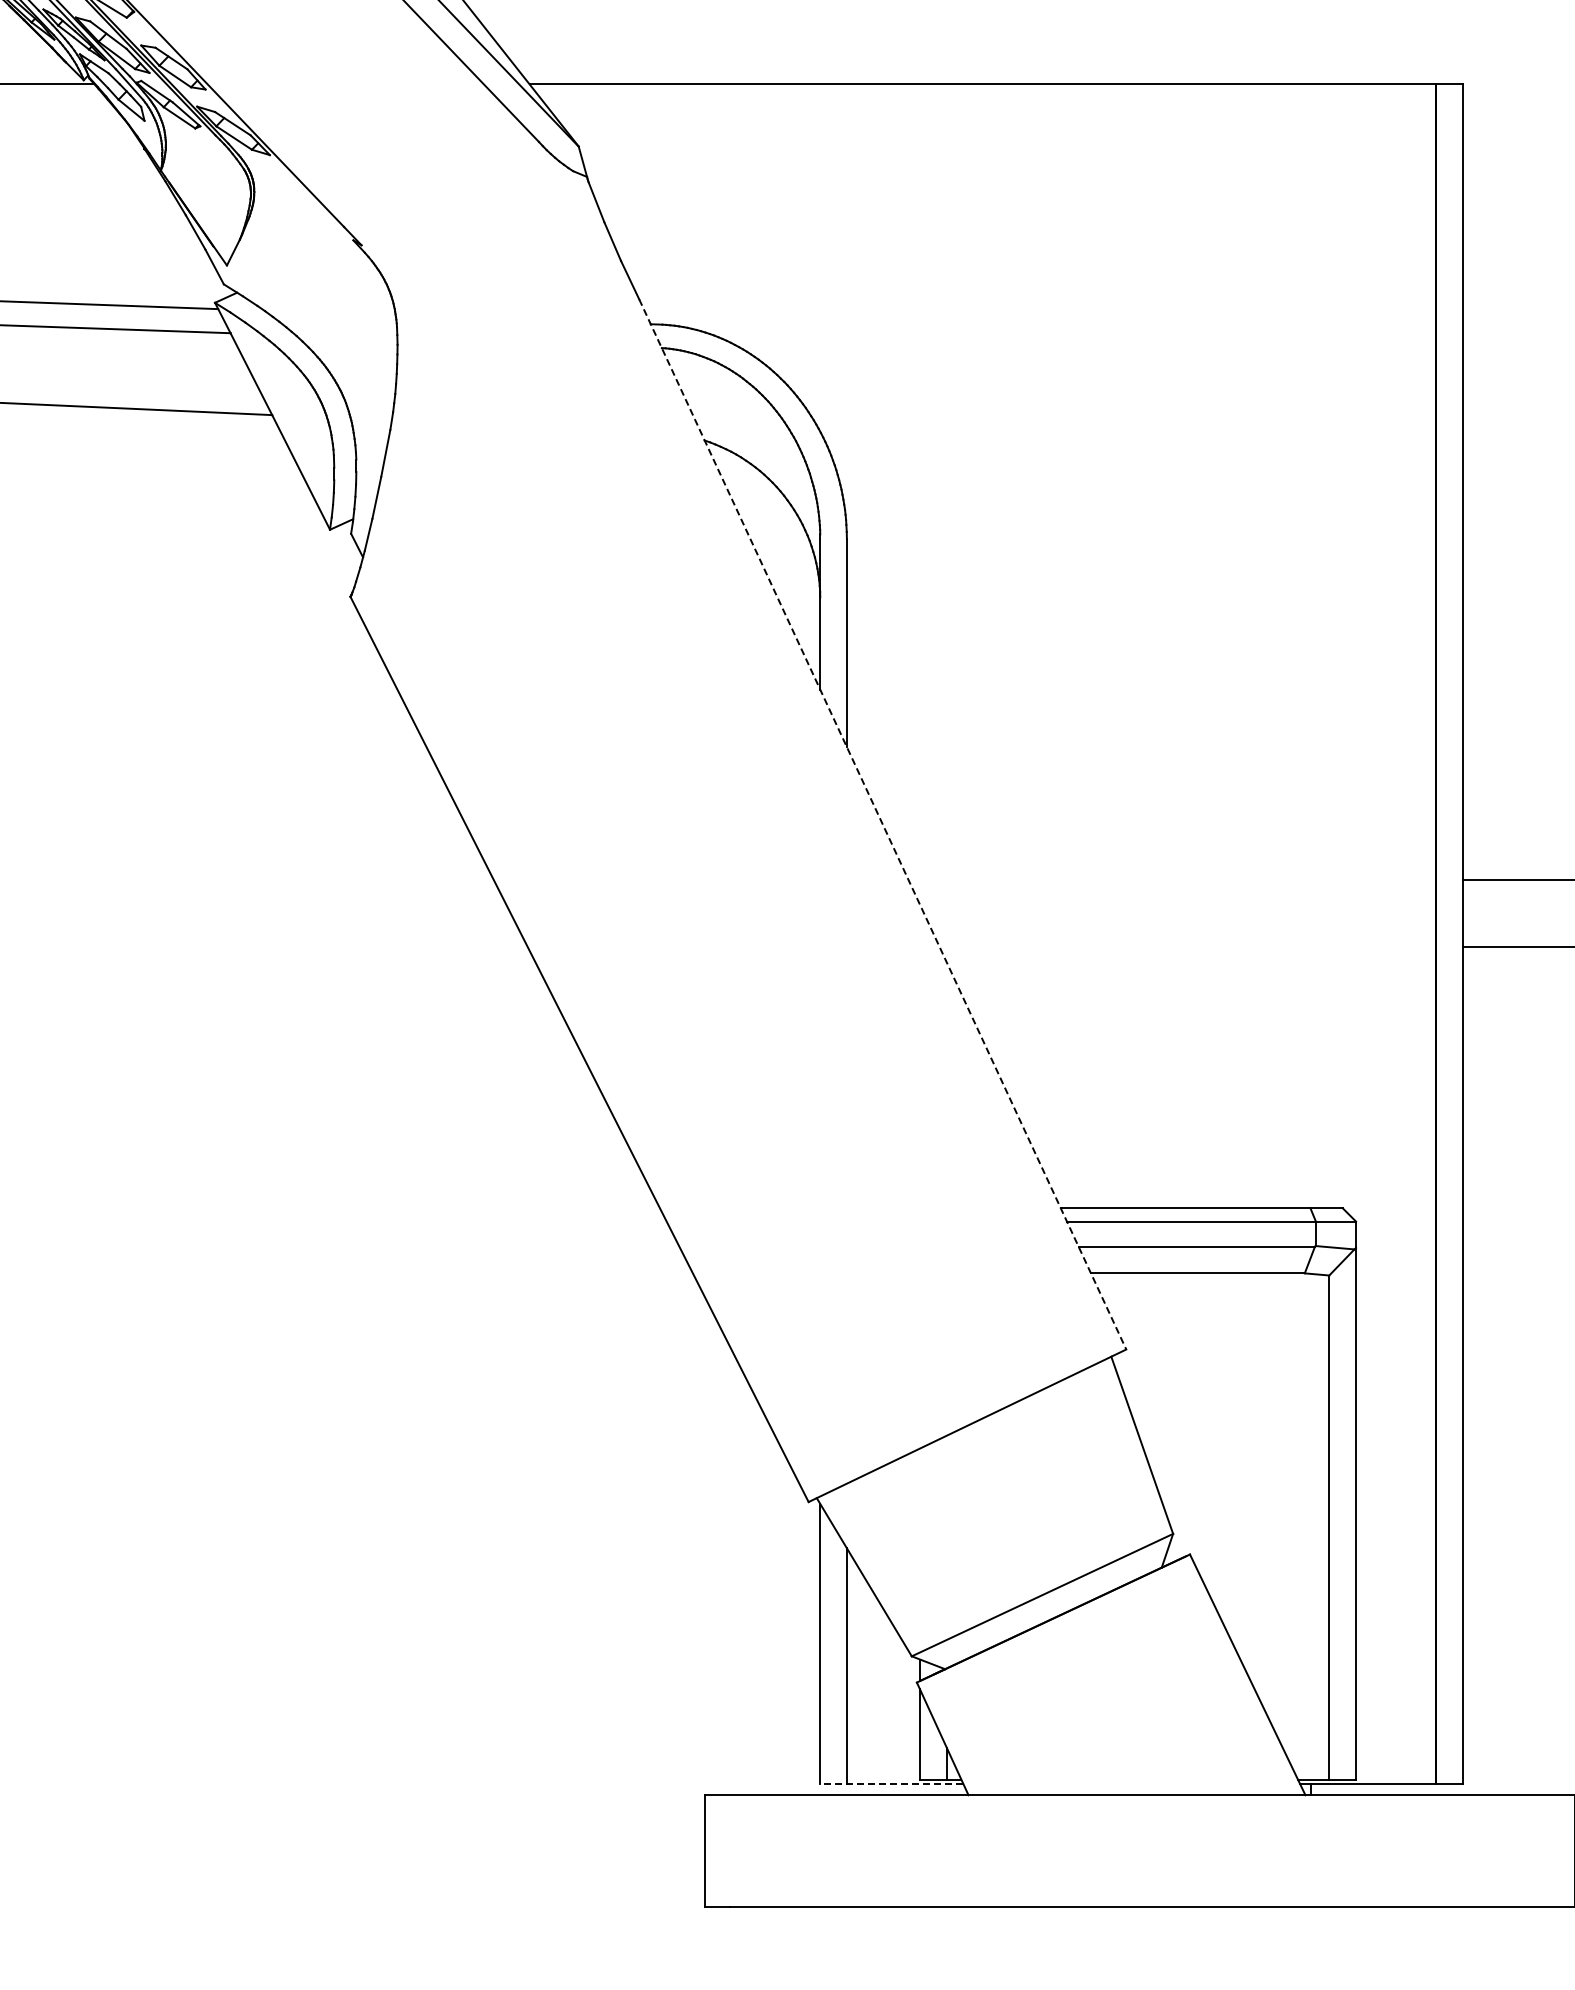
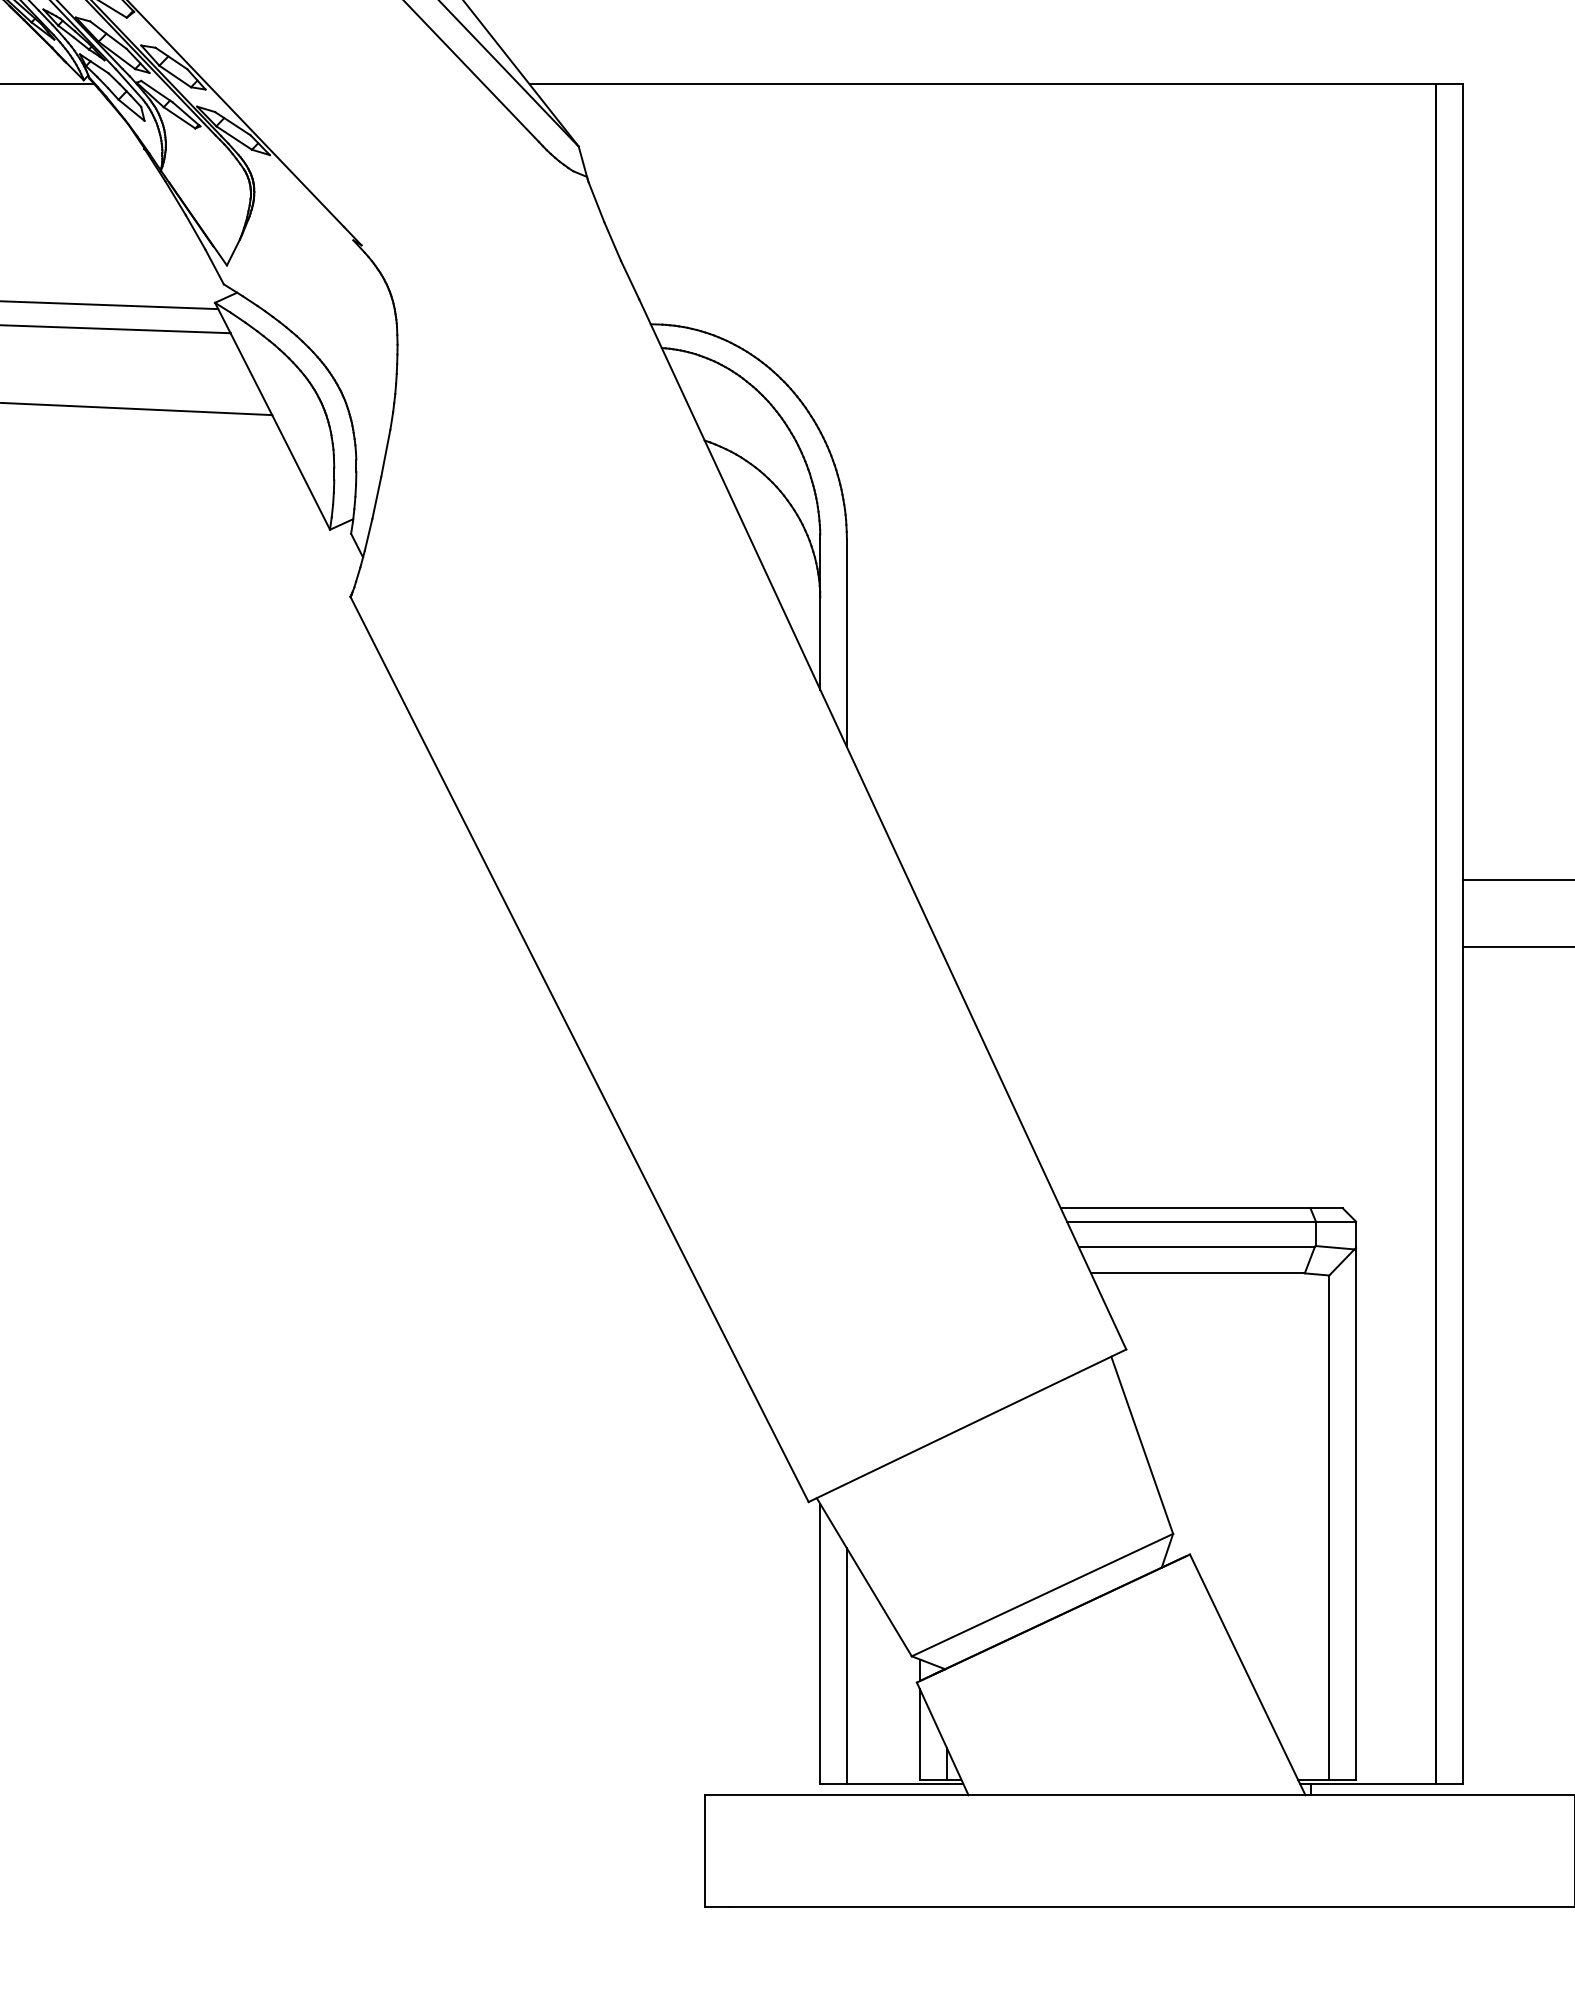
line: dashed -> solid (882, 824)
line: dashed -> solid (891, 1784)
